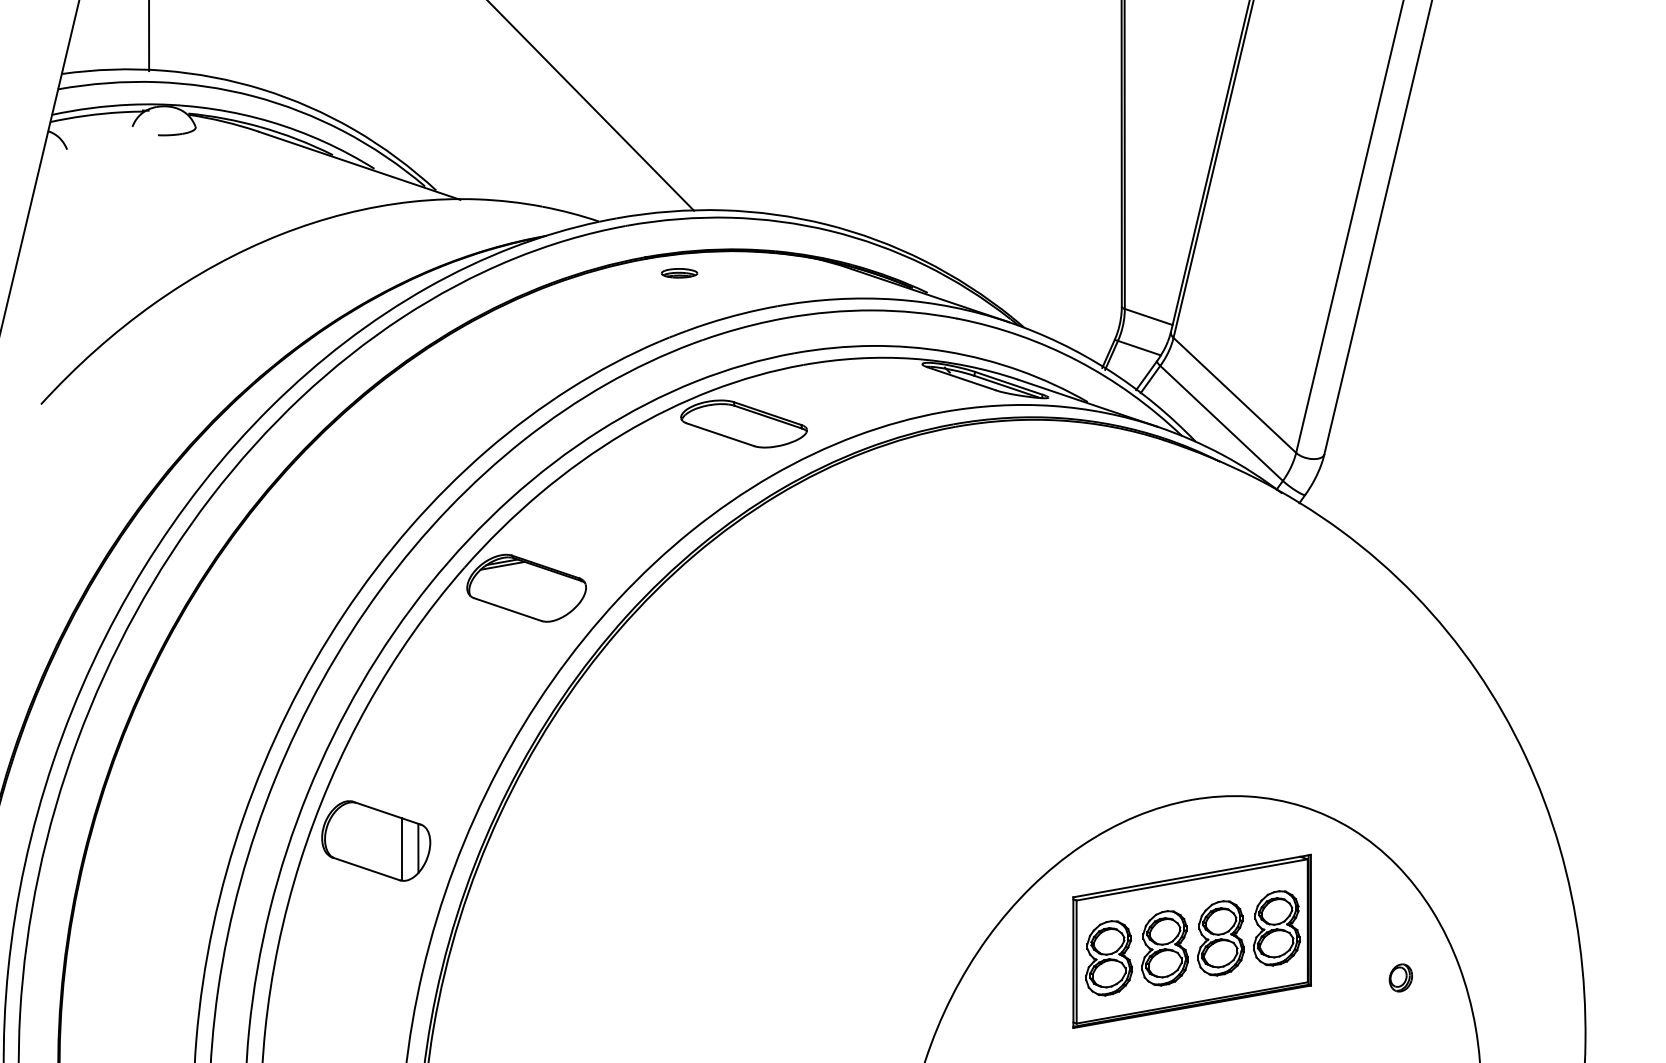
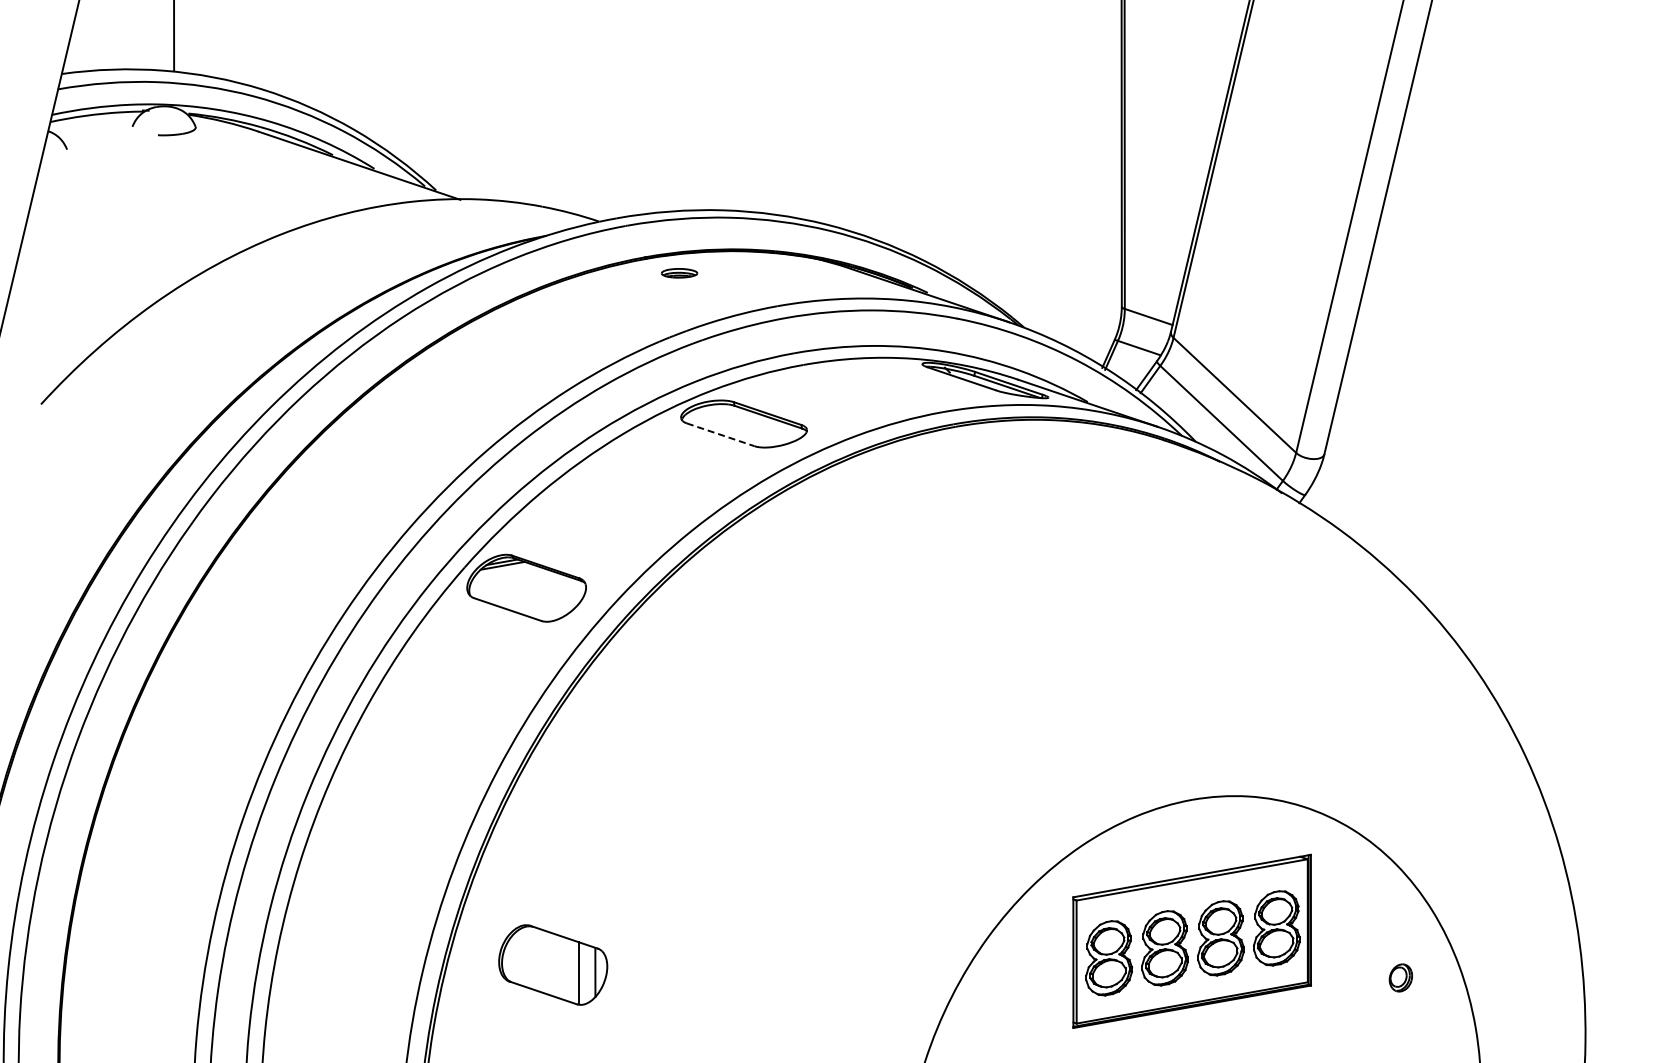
line position: (149, 36) -> (174, 36) (174, 36)
line: present -> none (591, 106)
line: solid -> dashed (720, 434)
part position: (376, 840) -> (553, 964) (553, 964)
